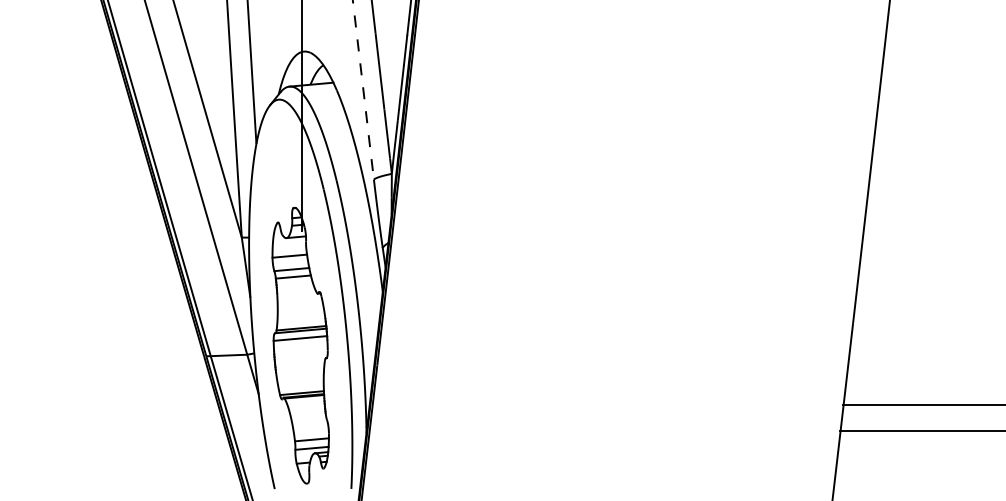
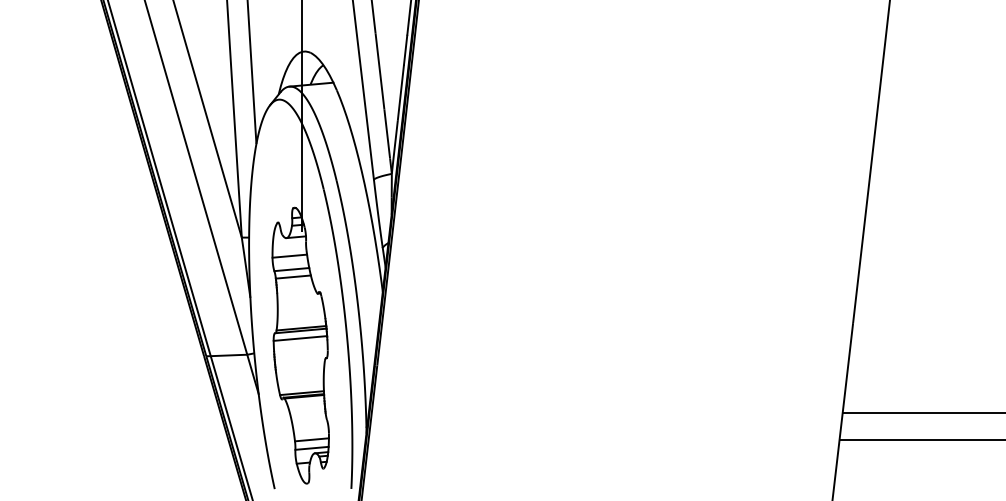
line: dashed -> solid (363, 90)
line position: (922, 405) -> (922, 413) (922, 413)
line position: (920, 430) -> (920, 439) (920, 439)
